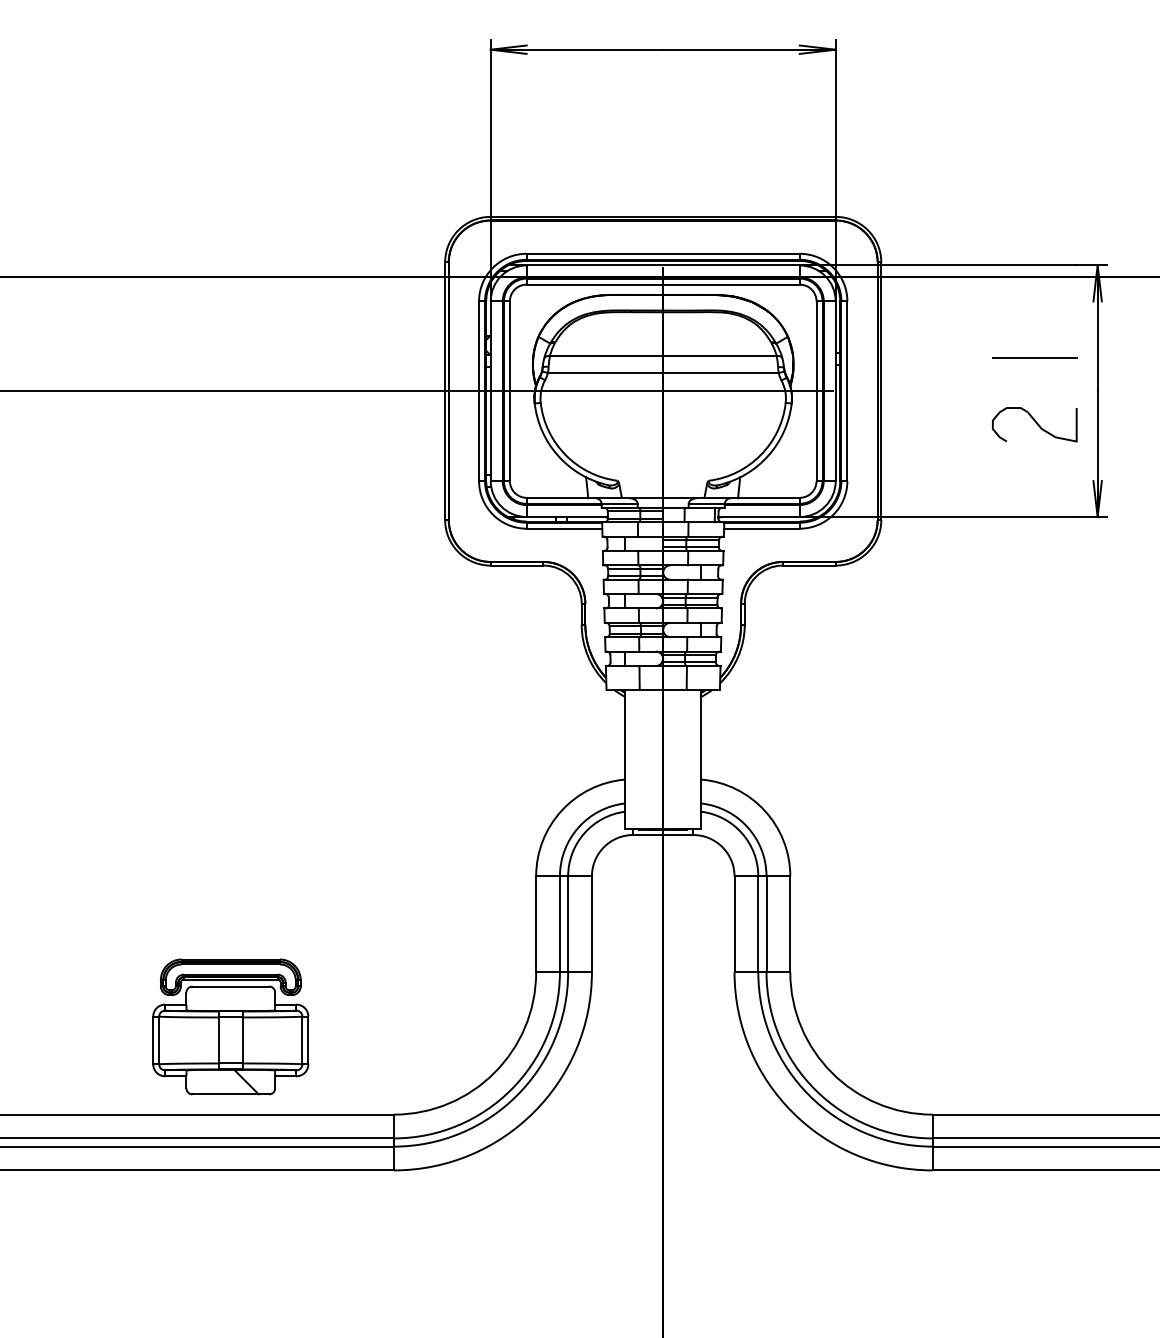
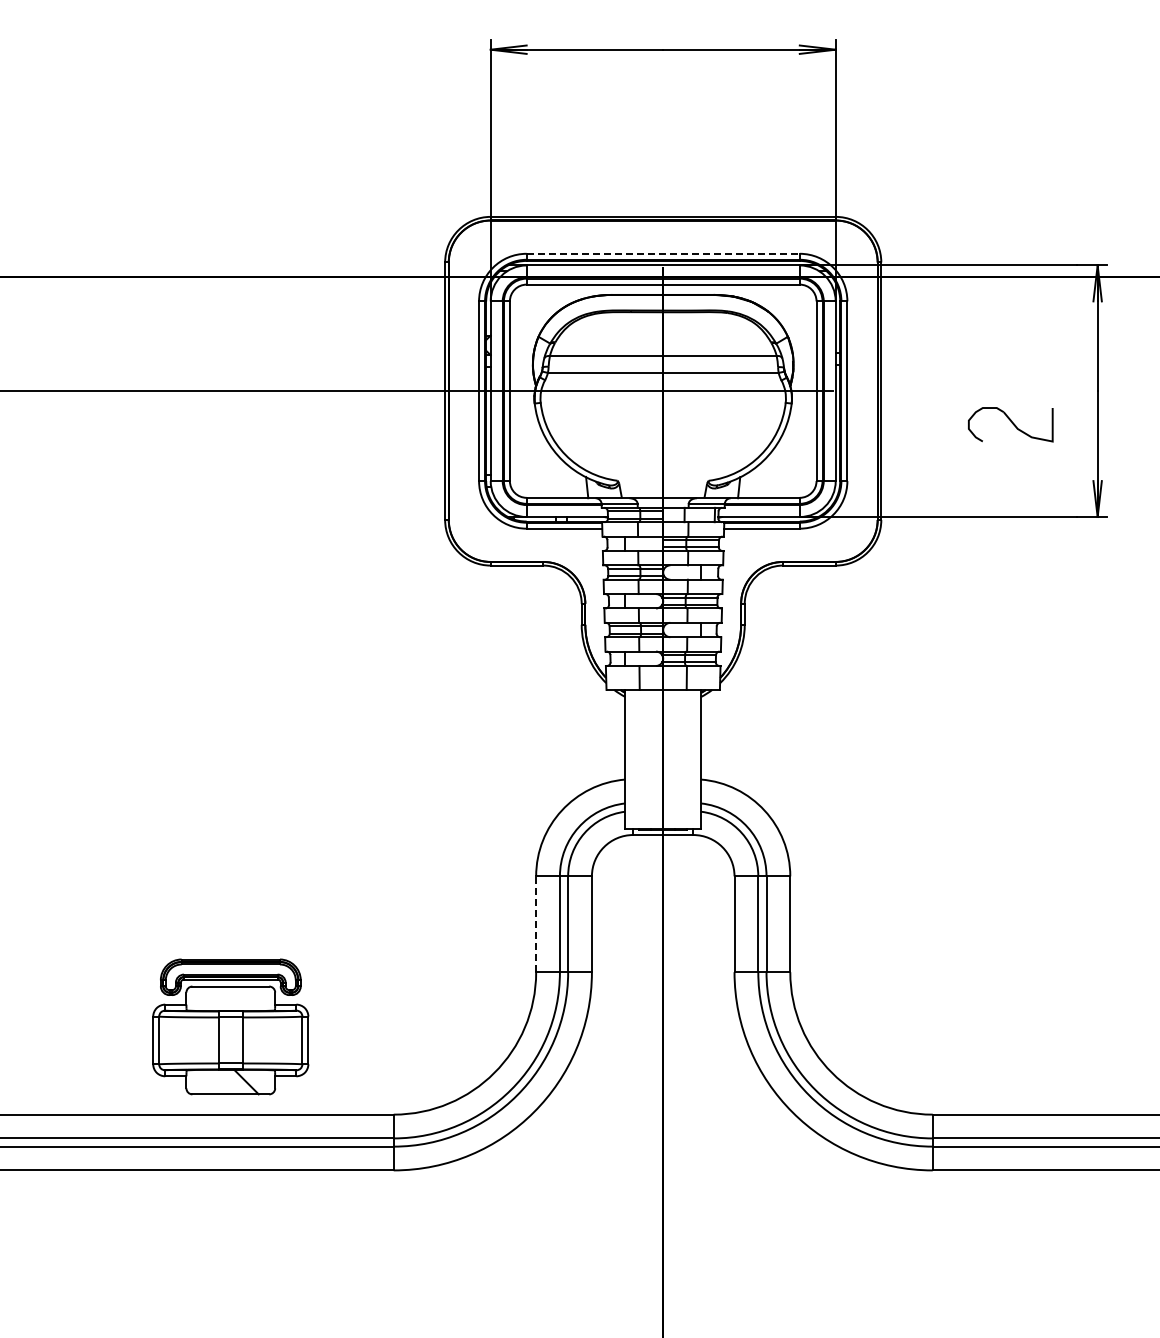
line: solid -> dashed (663, 253)
line: present -> none (1034, 357)
part position: (1034, 424) -> (1010, 424) (1010, 424)
line: solid -> dashed (536, 924)
